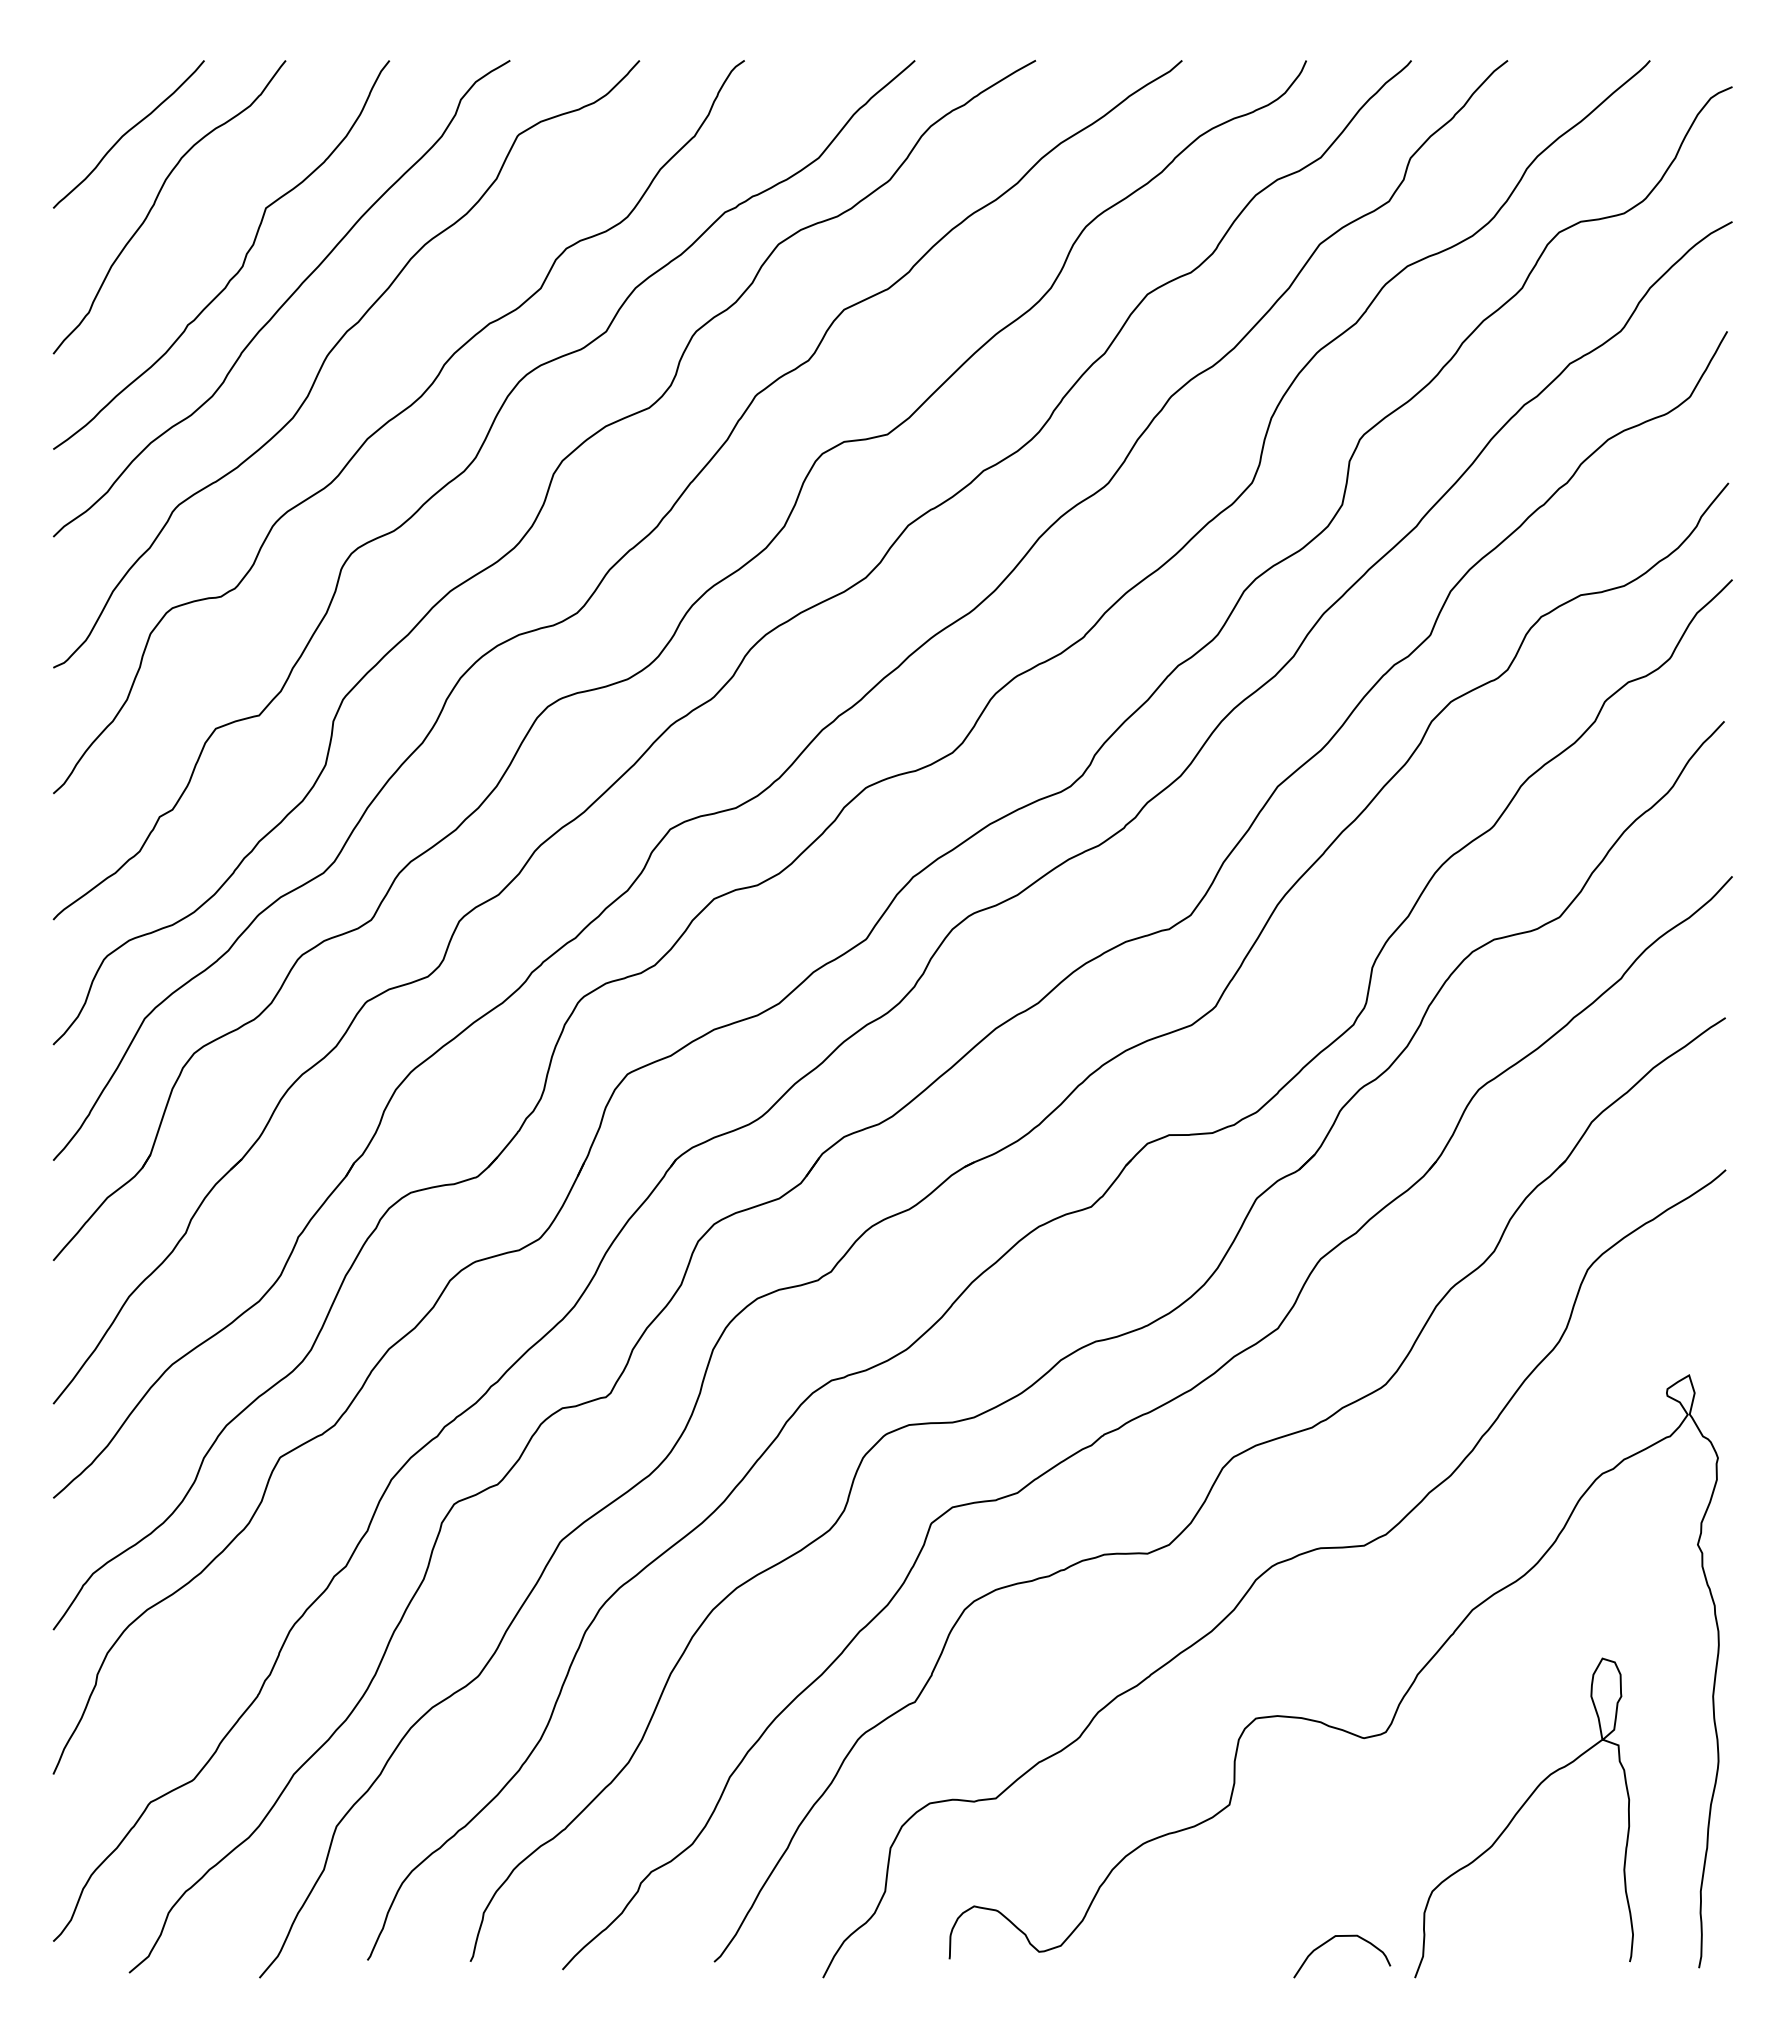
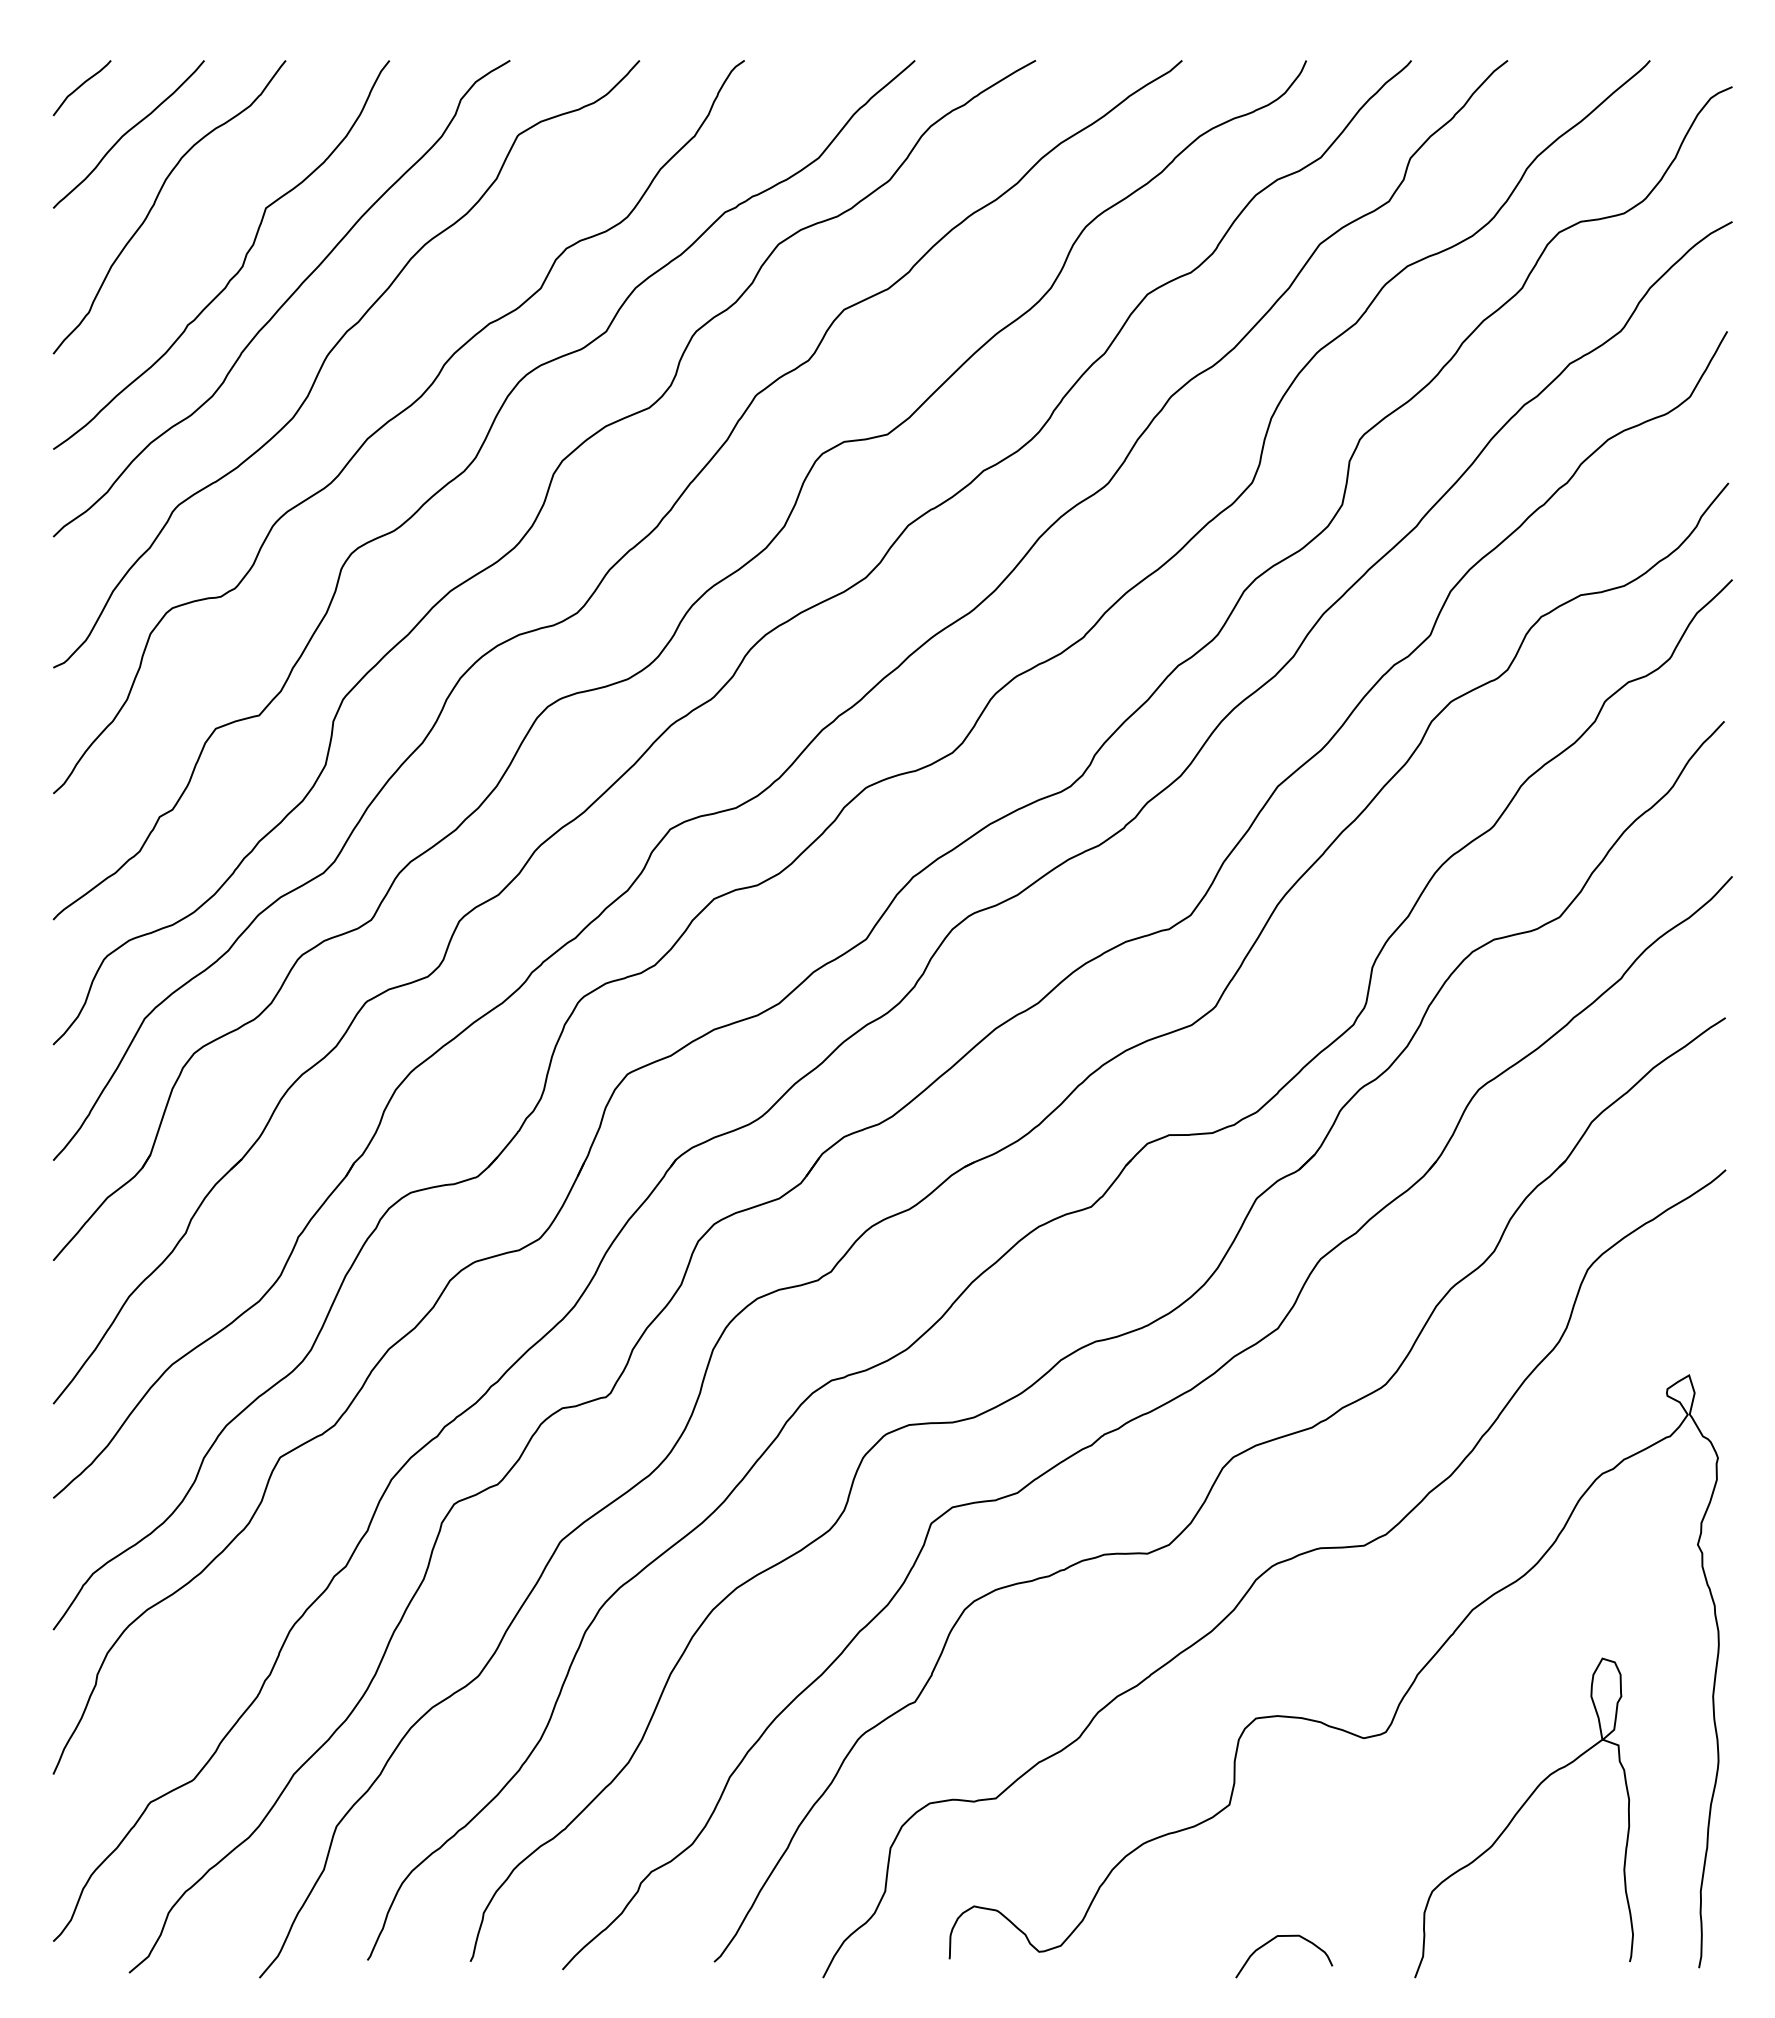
curve: none -> present (80, 87)
curve position: (1332, 1939) -> (1274, 1939) (1274, 1939)
